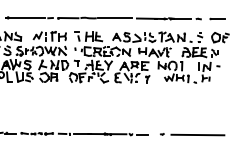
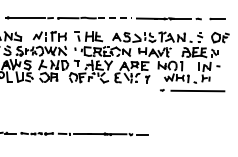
line: solid -> dashed (115, 18)
line position: (192, 134) -> (192, 90) (192, 90)
